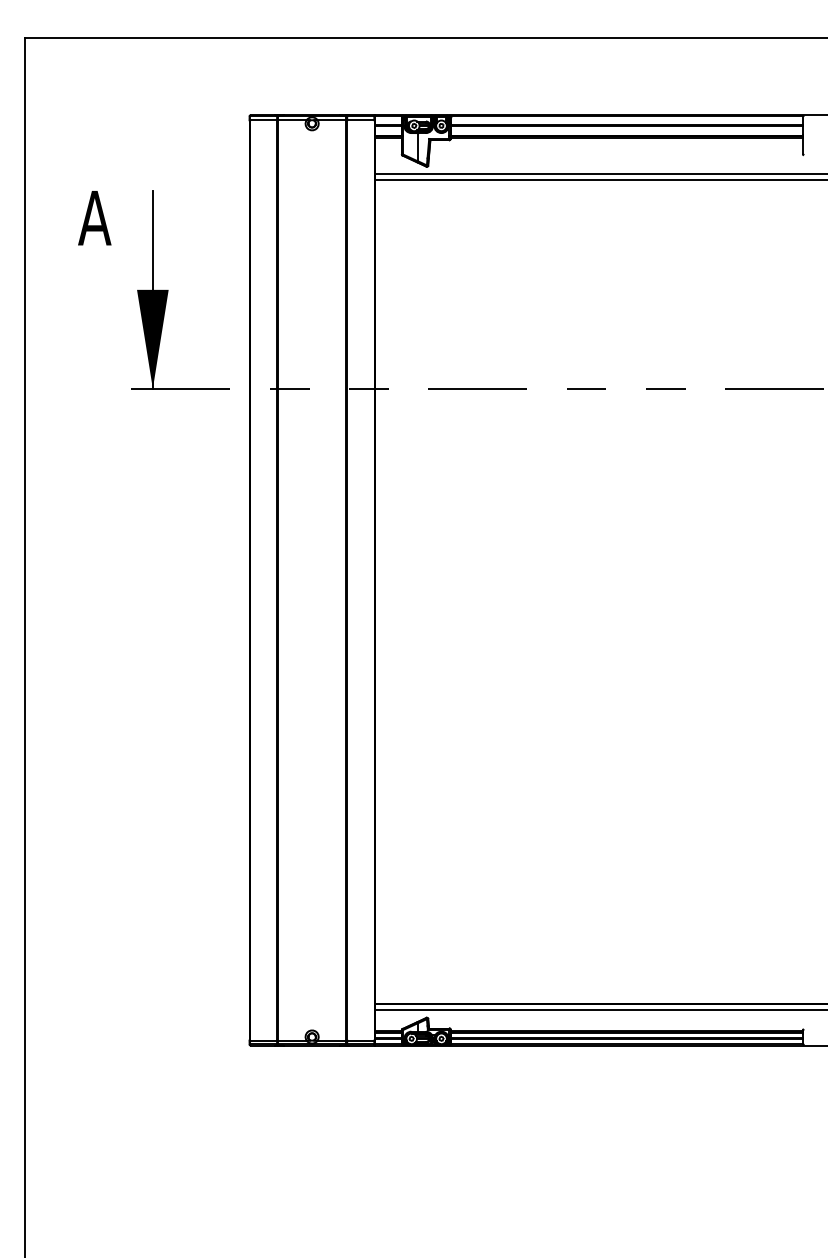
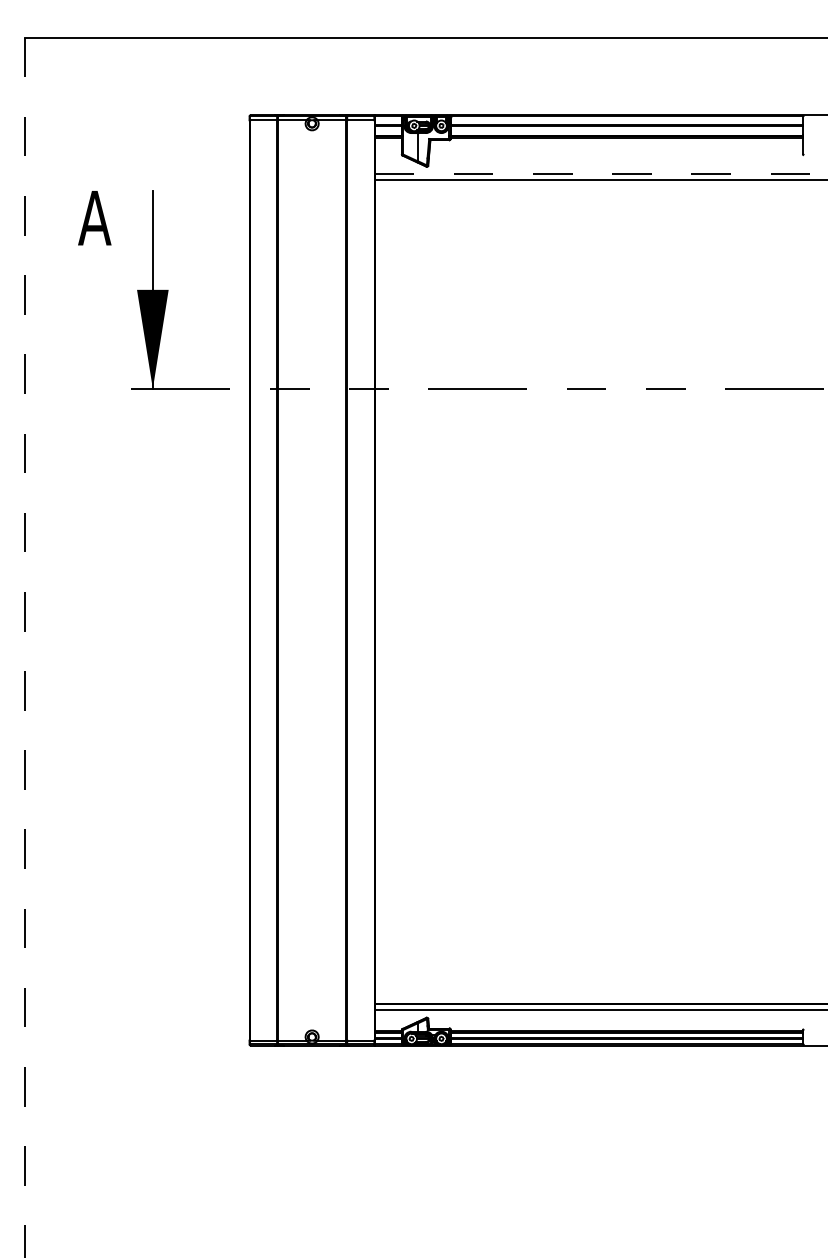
line: solid -> dashed (601, 173)
line: solid -> dashed (24, 647)
